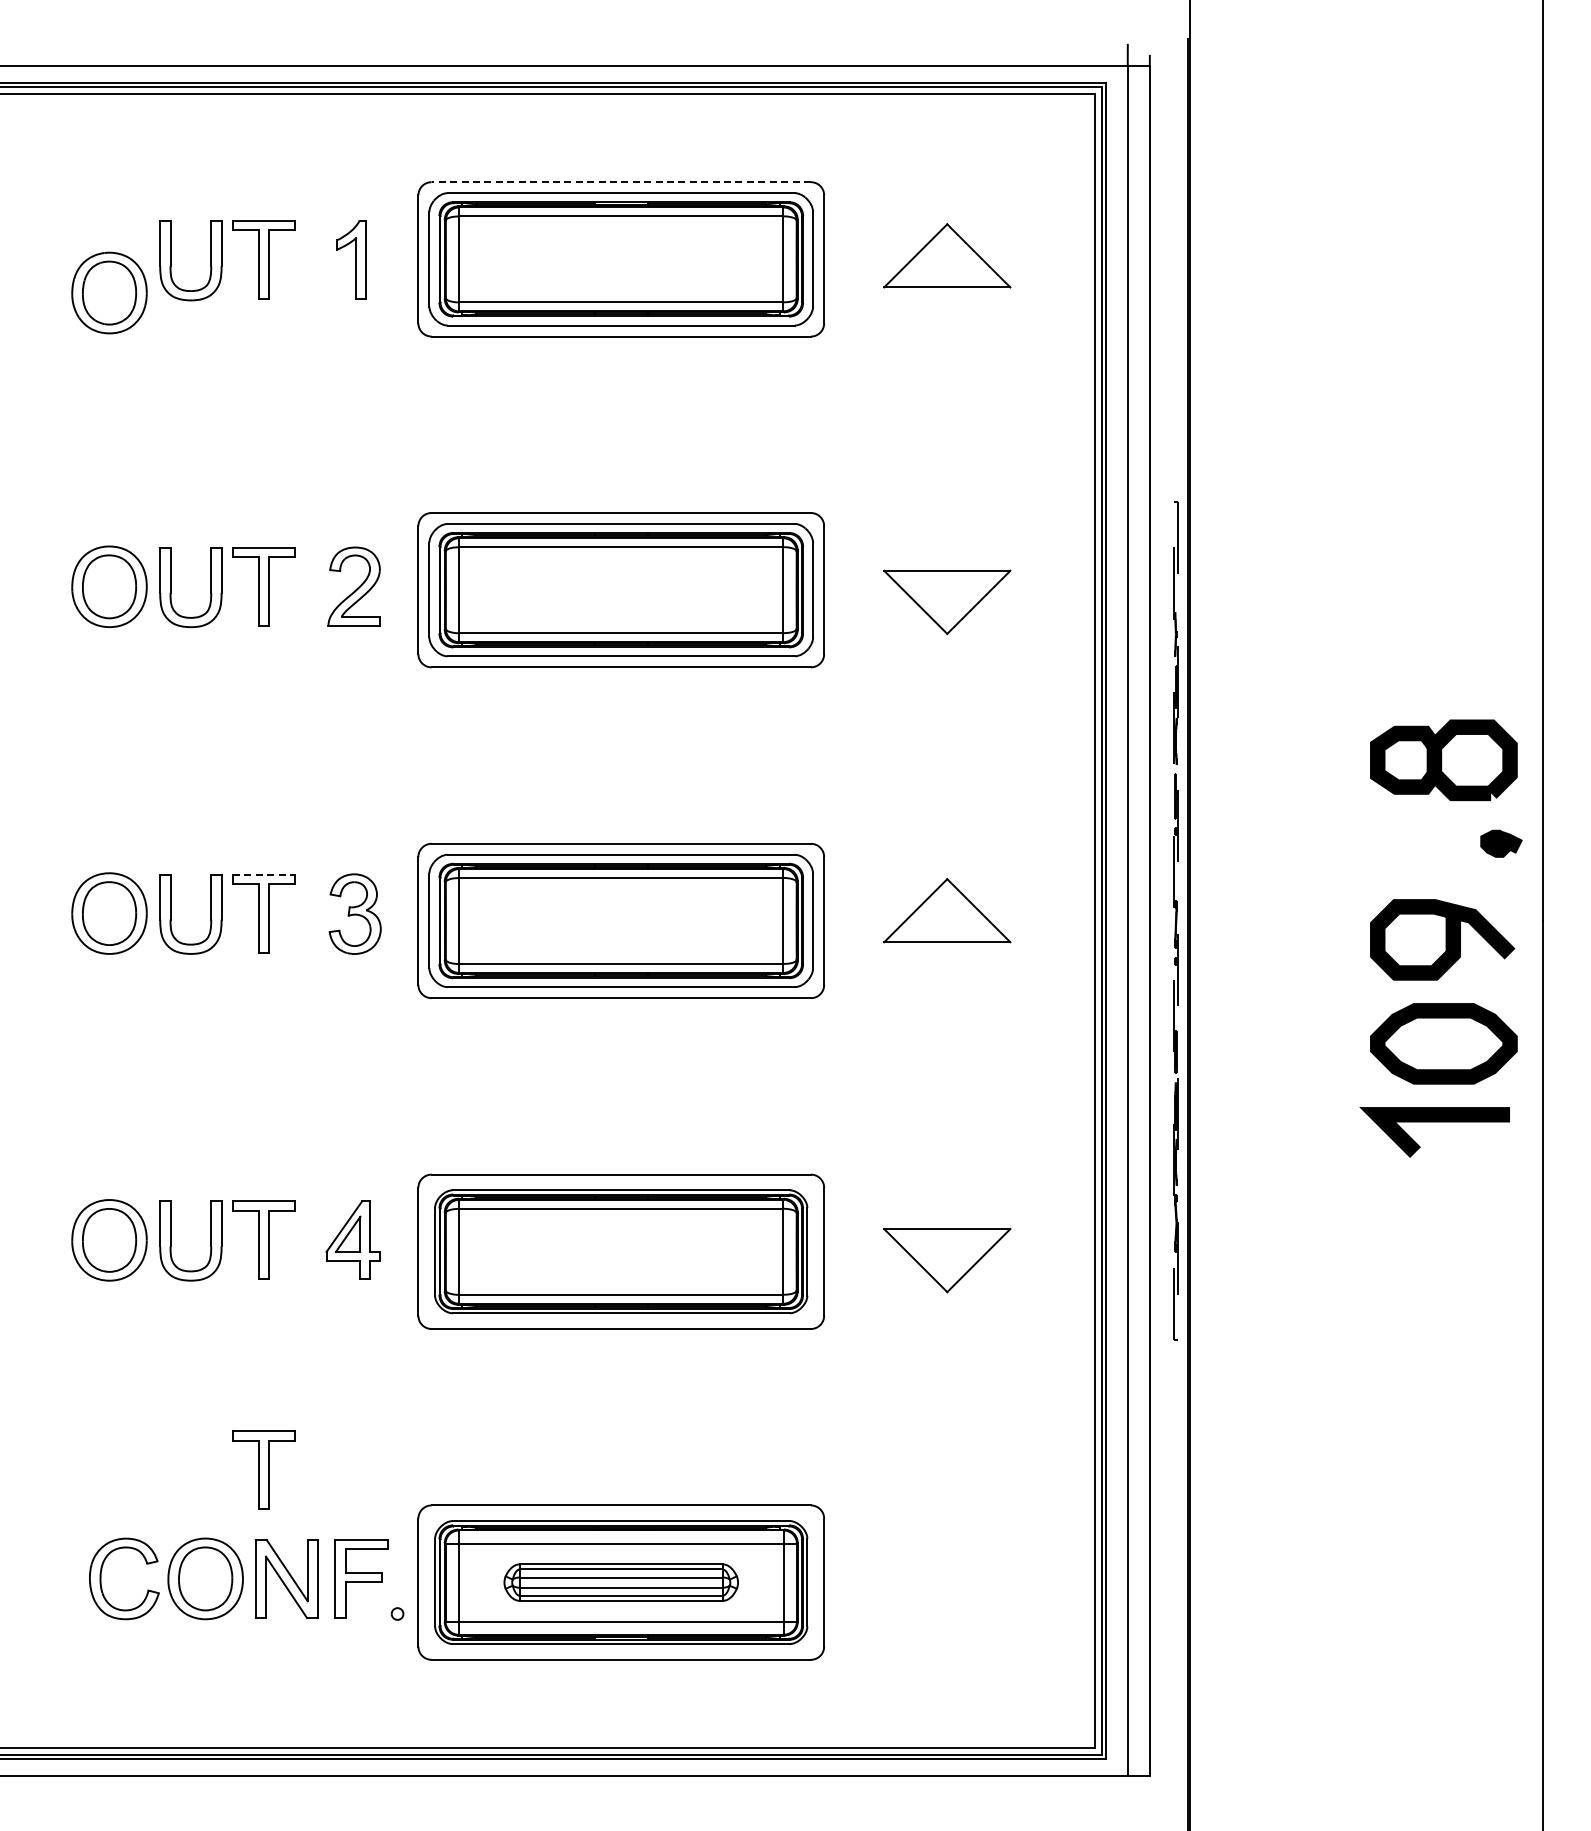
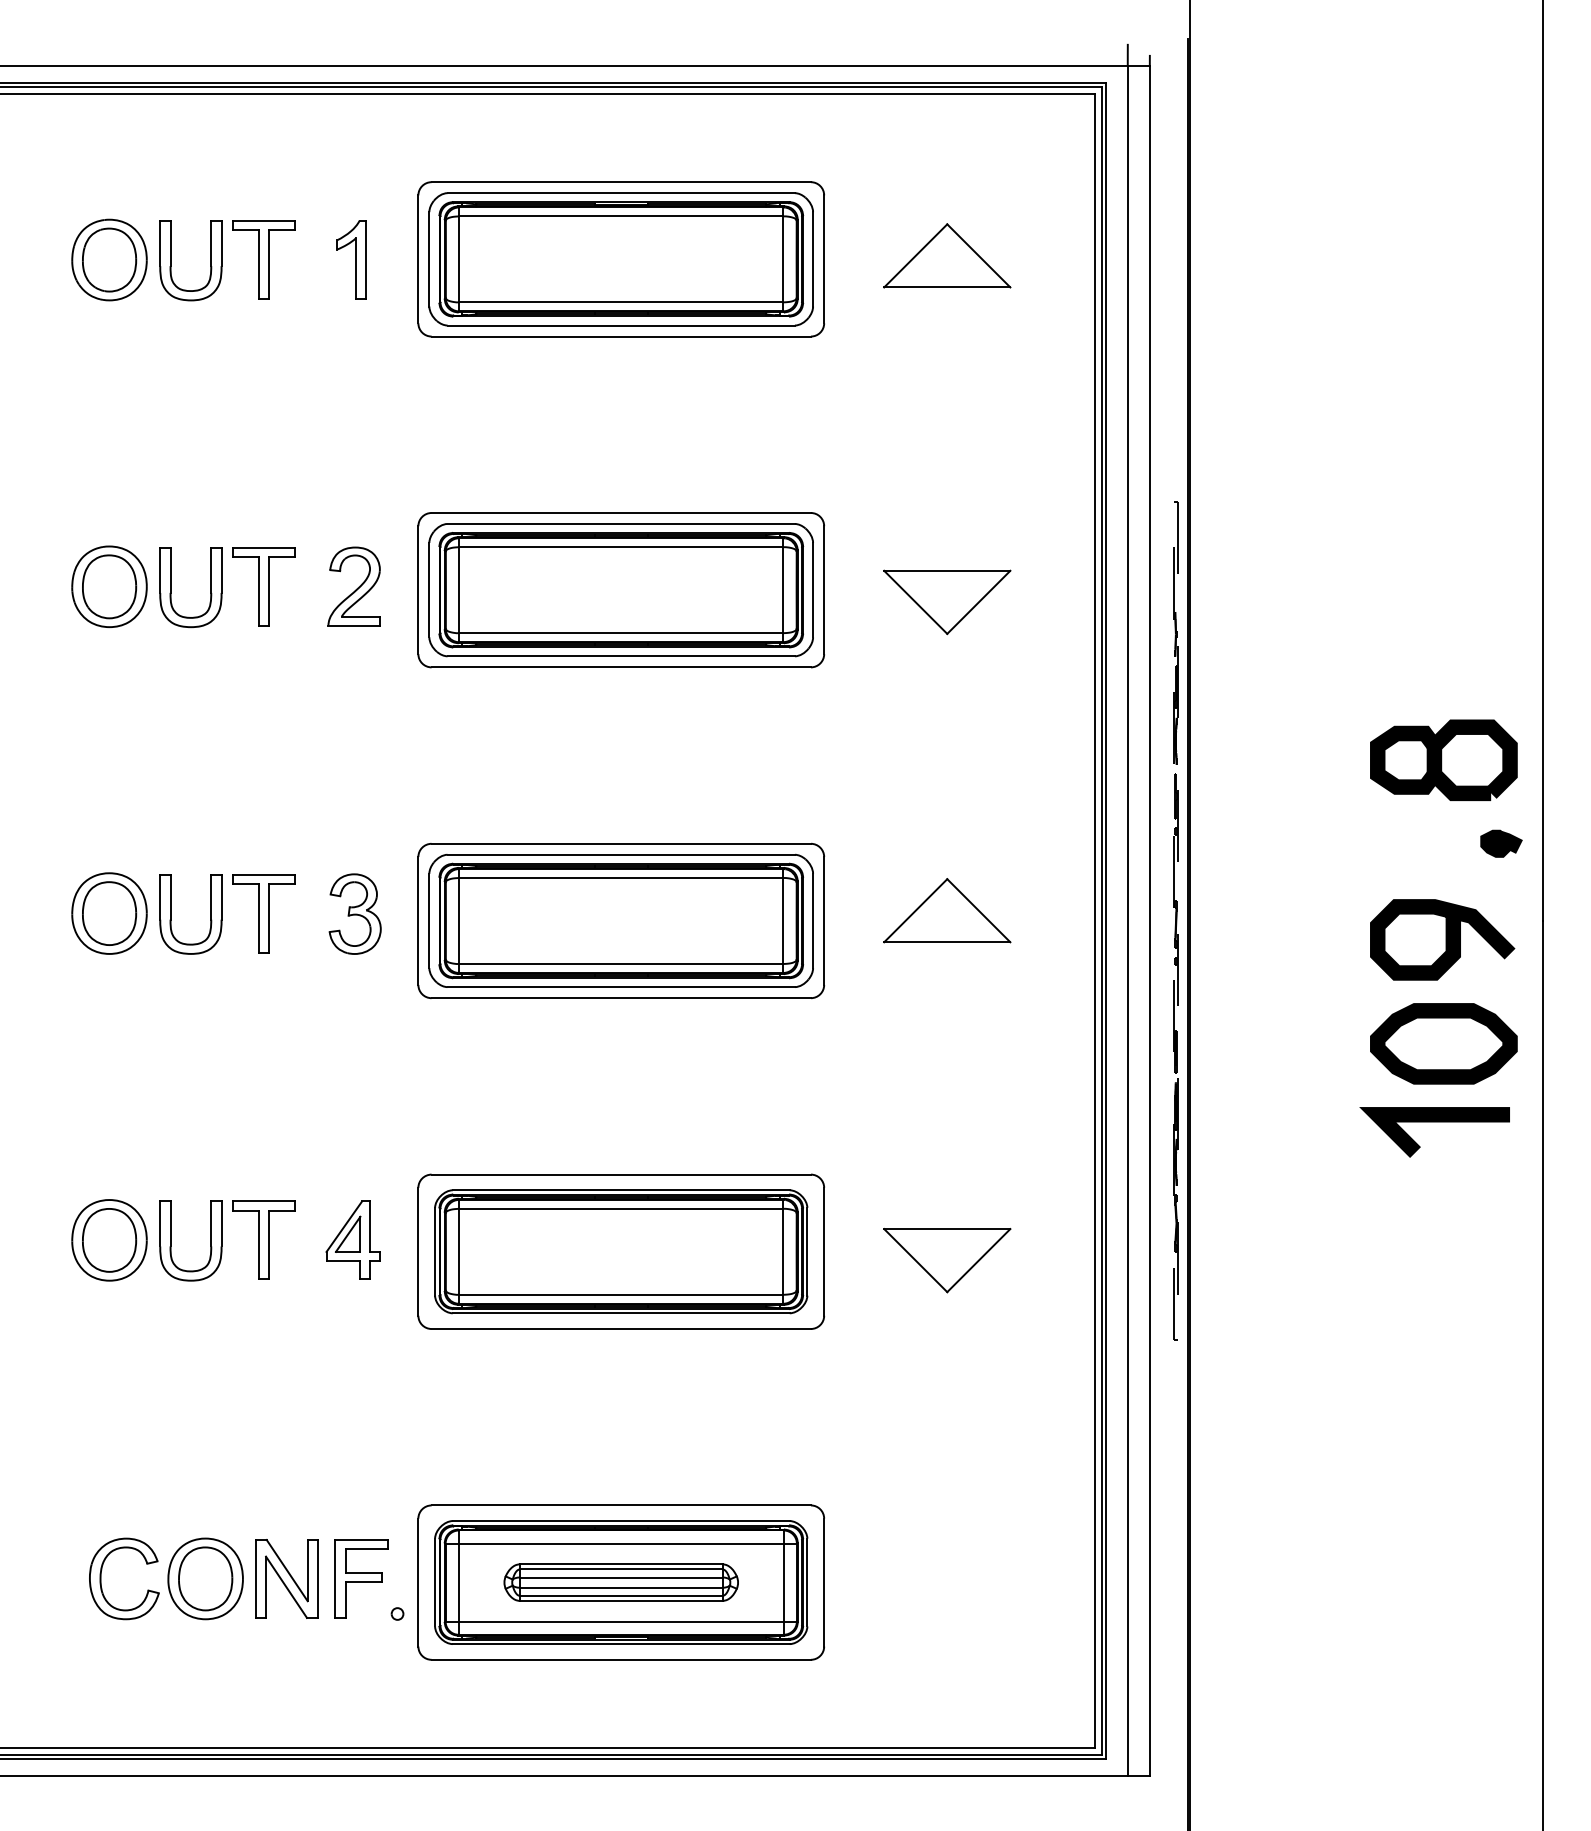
line: dashed -> solid (621, 182)
part position: (109, 292) -> (109, 259) (109, 259)
line: dashed -> solid (263, 874)
part: present -> none (263, 1469)
